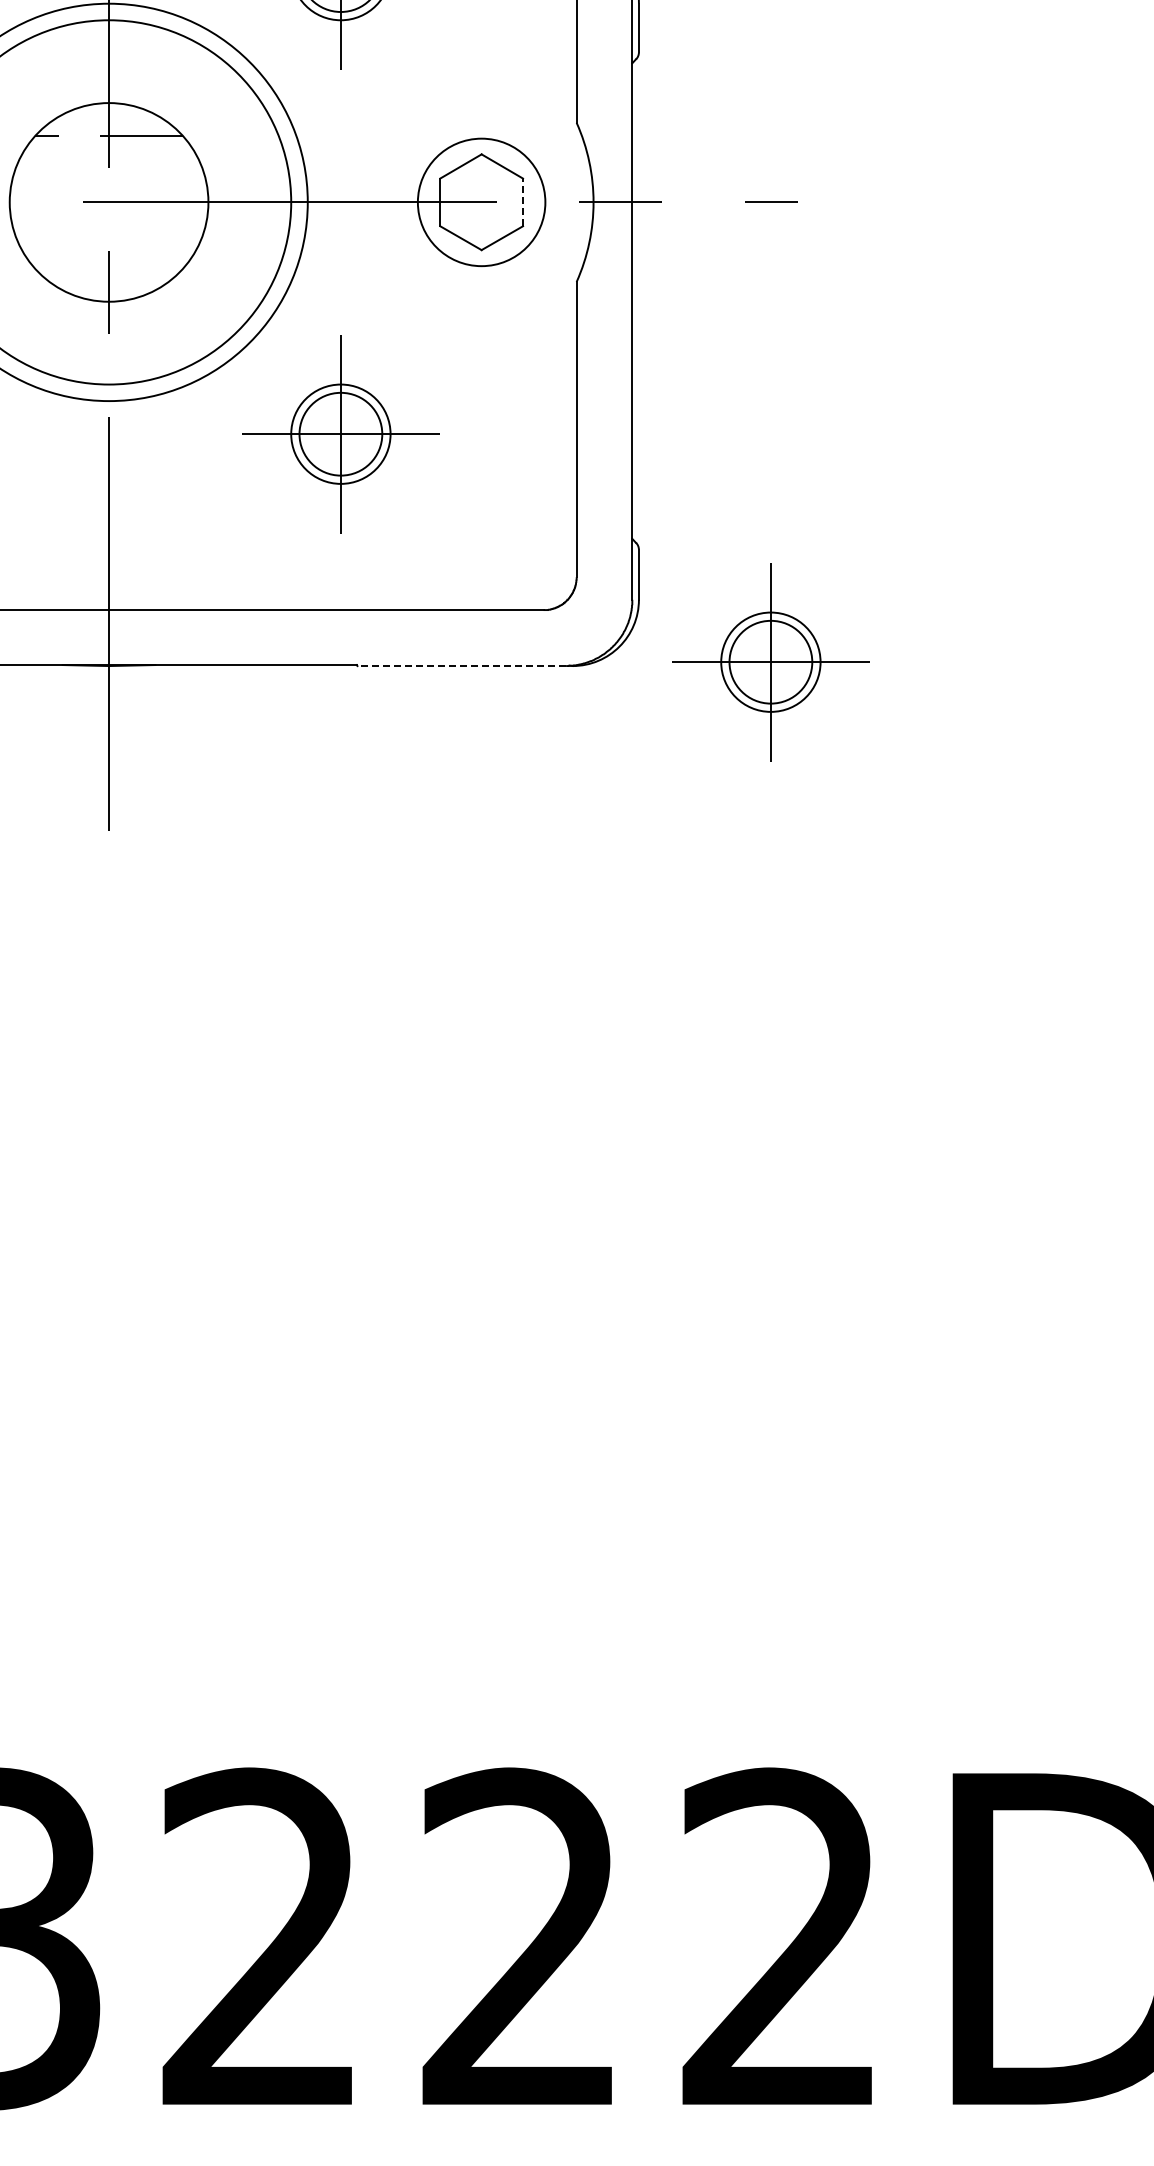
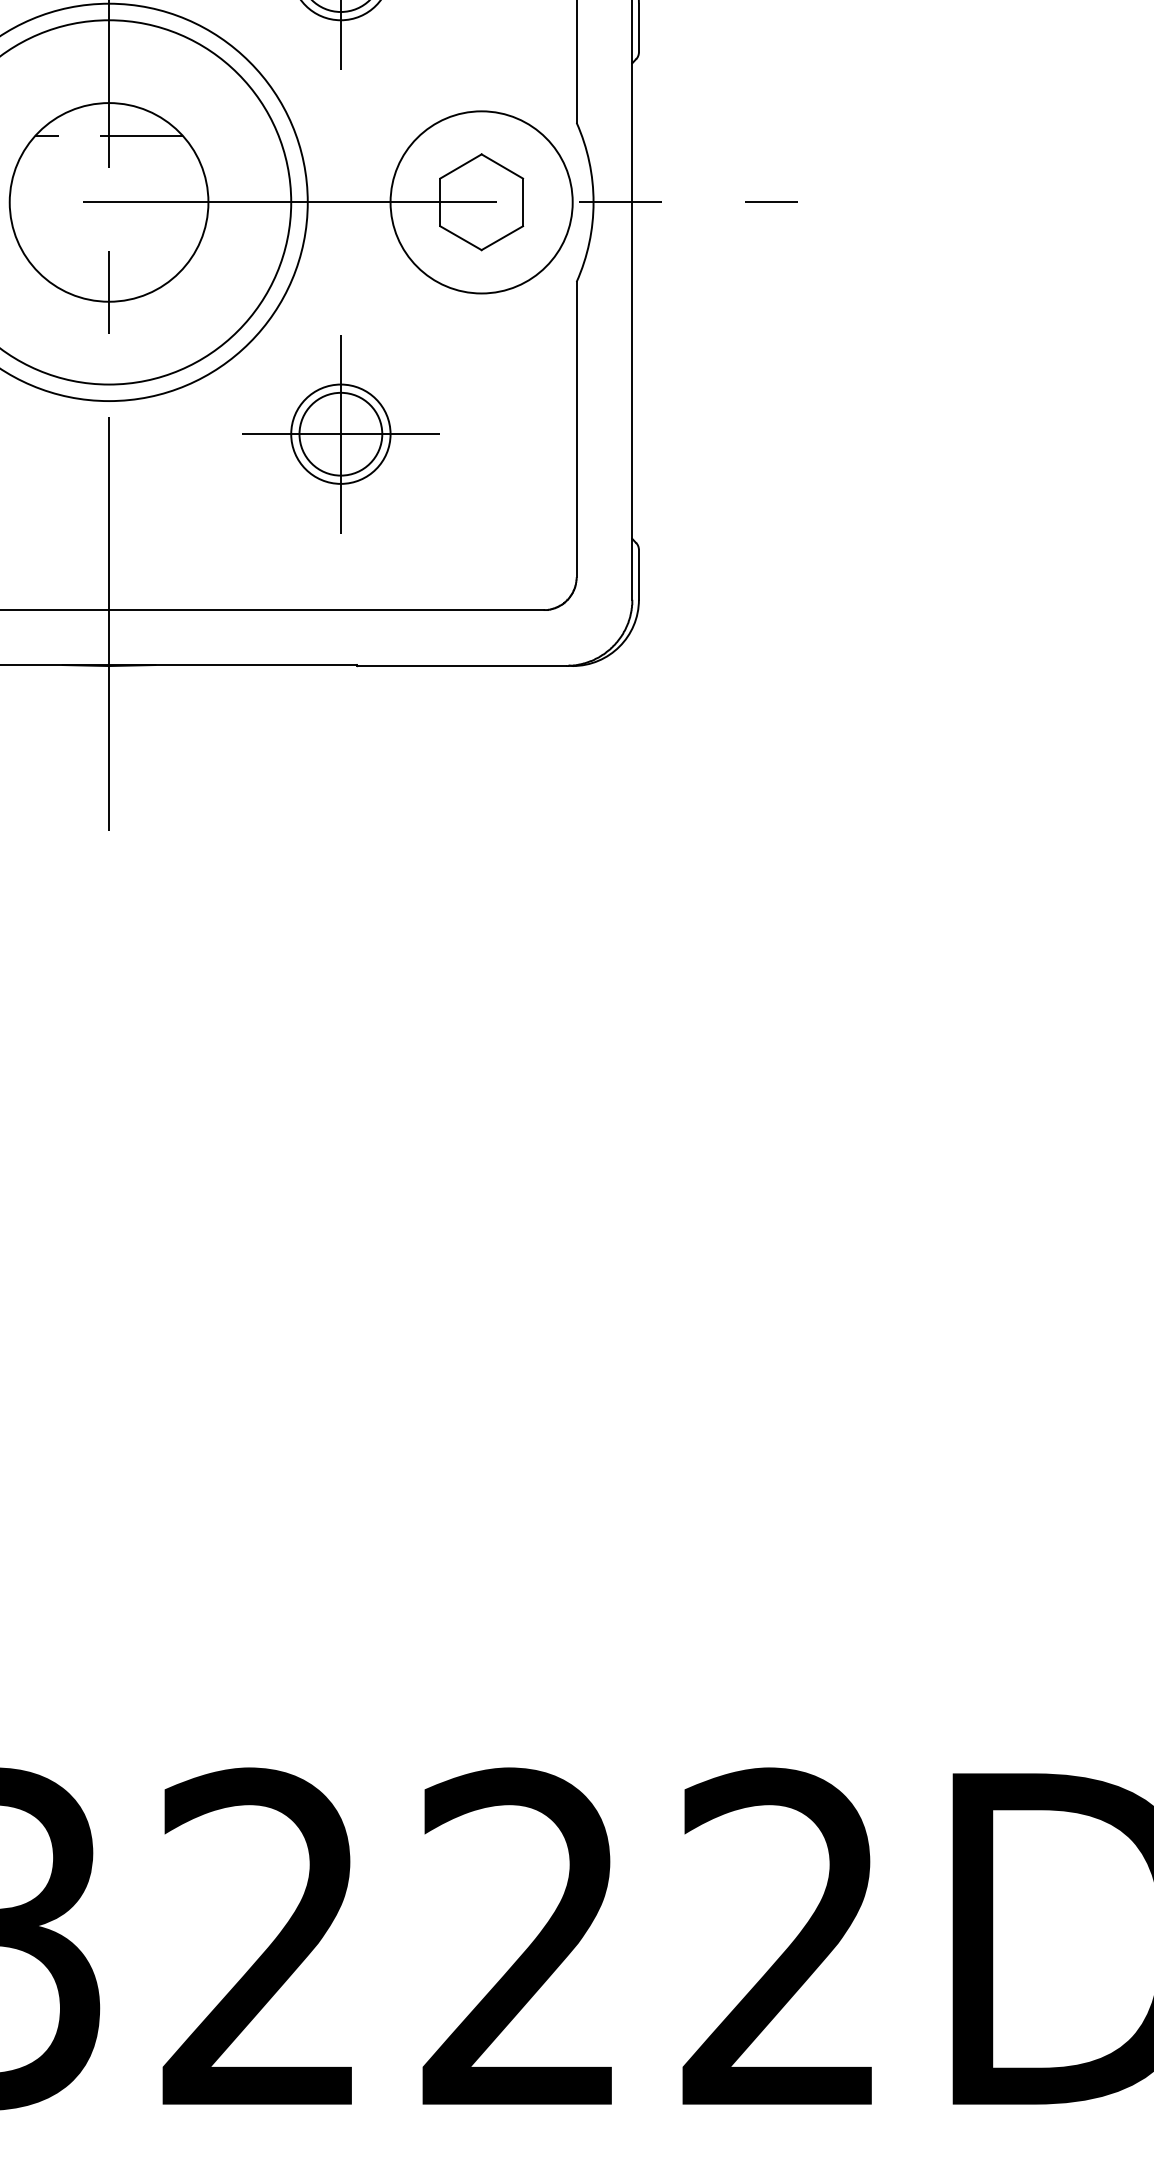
circle diameter: 127 px -> 182 px (481, 202)
line: dashed -> solid (523, 202)
part: present -> none (770, 662)
line: dashed -> solid (461, 666)
